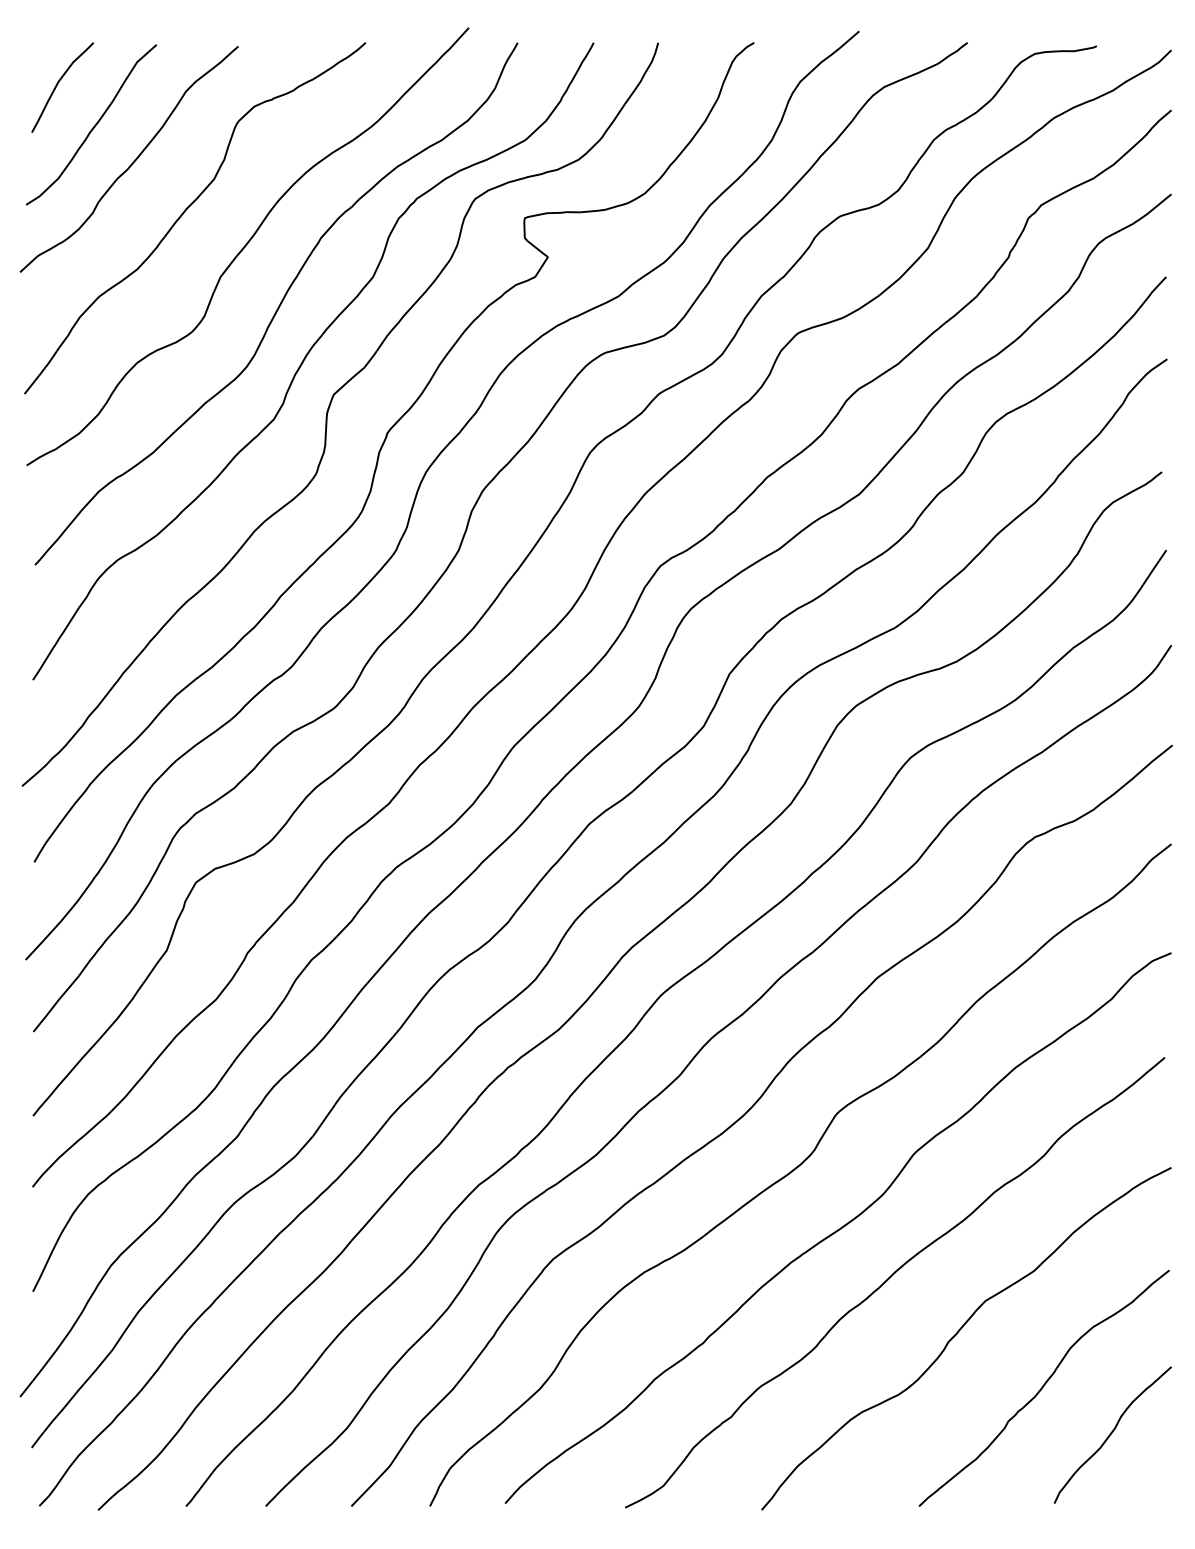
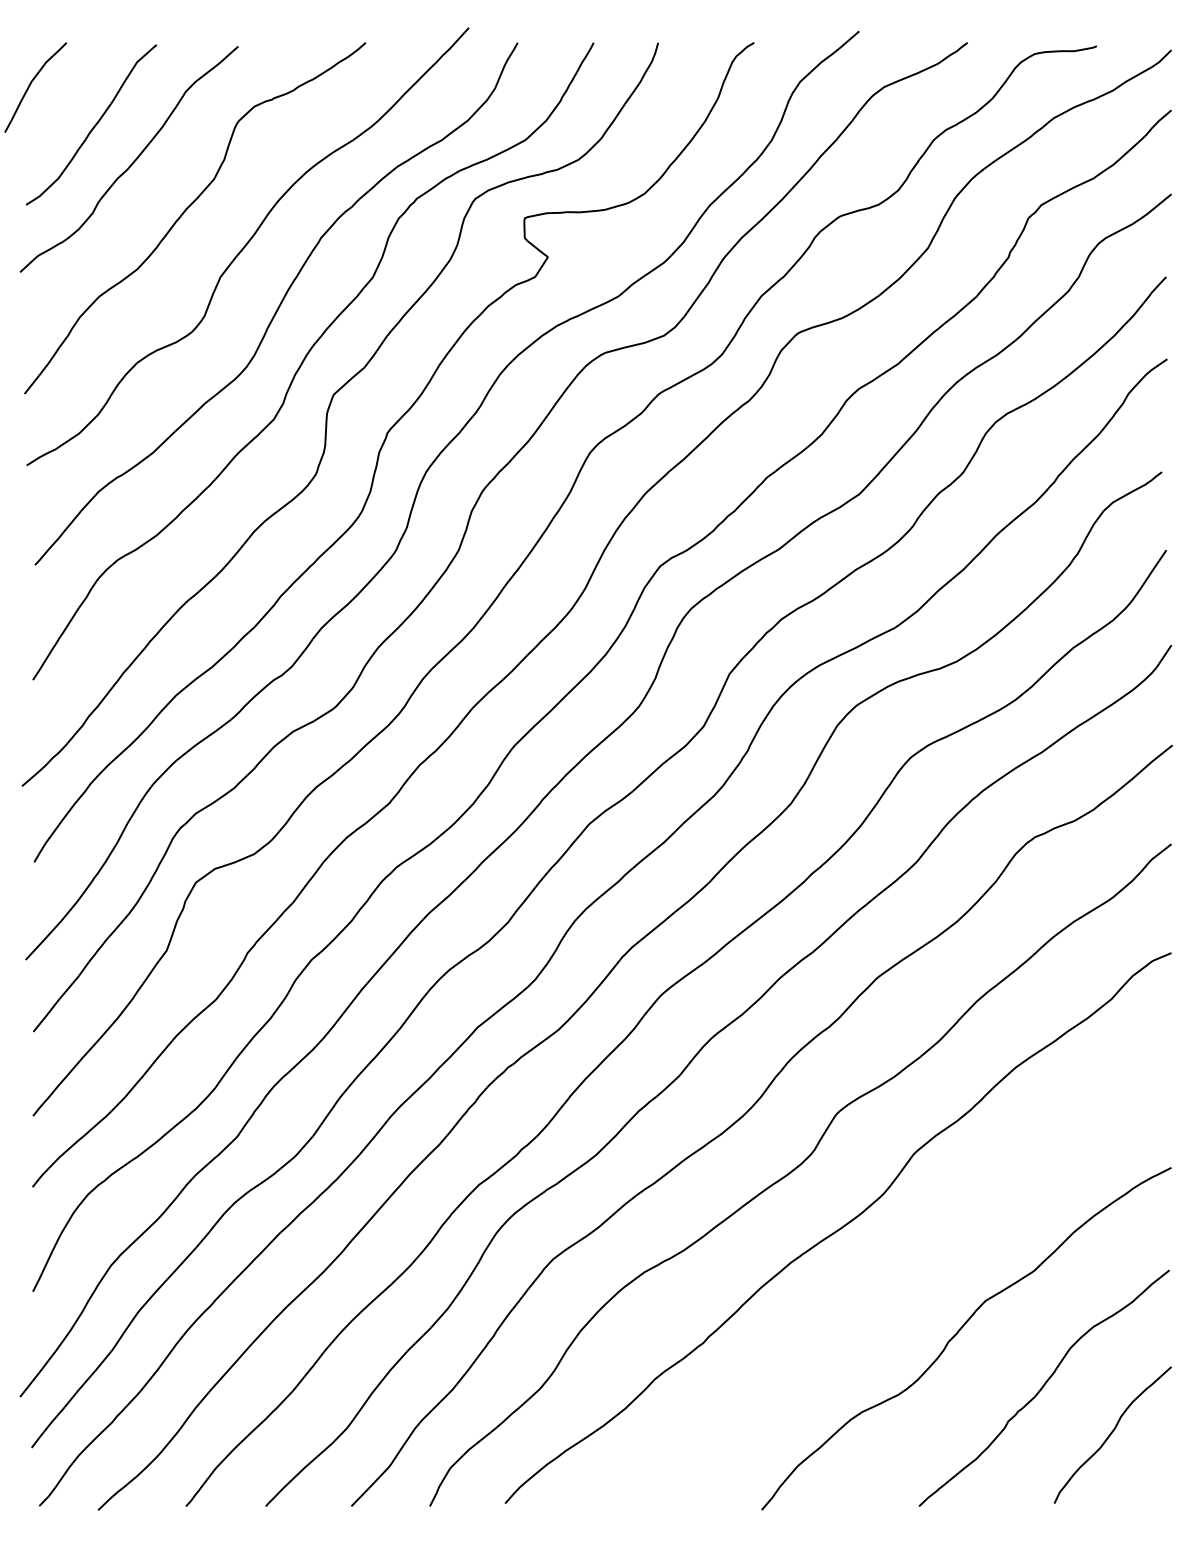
curve position: (58, 84) -> (31, 84) (31, 84)
curve: present -> none (891, 1277)
